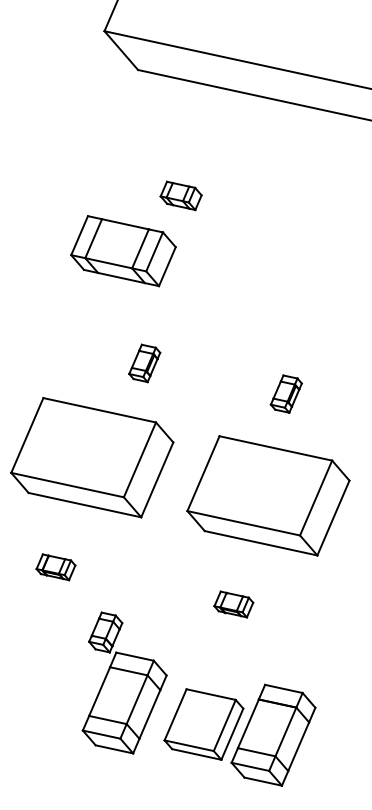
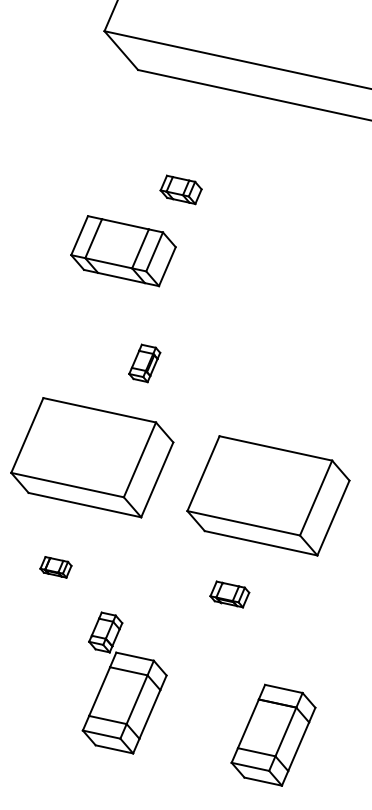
part position: (180, 195) -> (180, 189) (180, 189)
part: present -> none (285, 393)
part size: 42x29 px -> 34x23 px (55, 567)
part position: (233, 604) -> (229, 594) (229, 594)
part: present -> none (203, 724)
